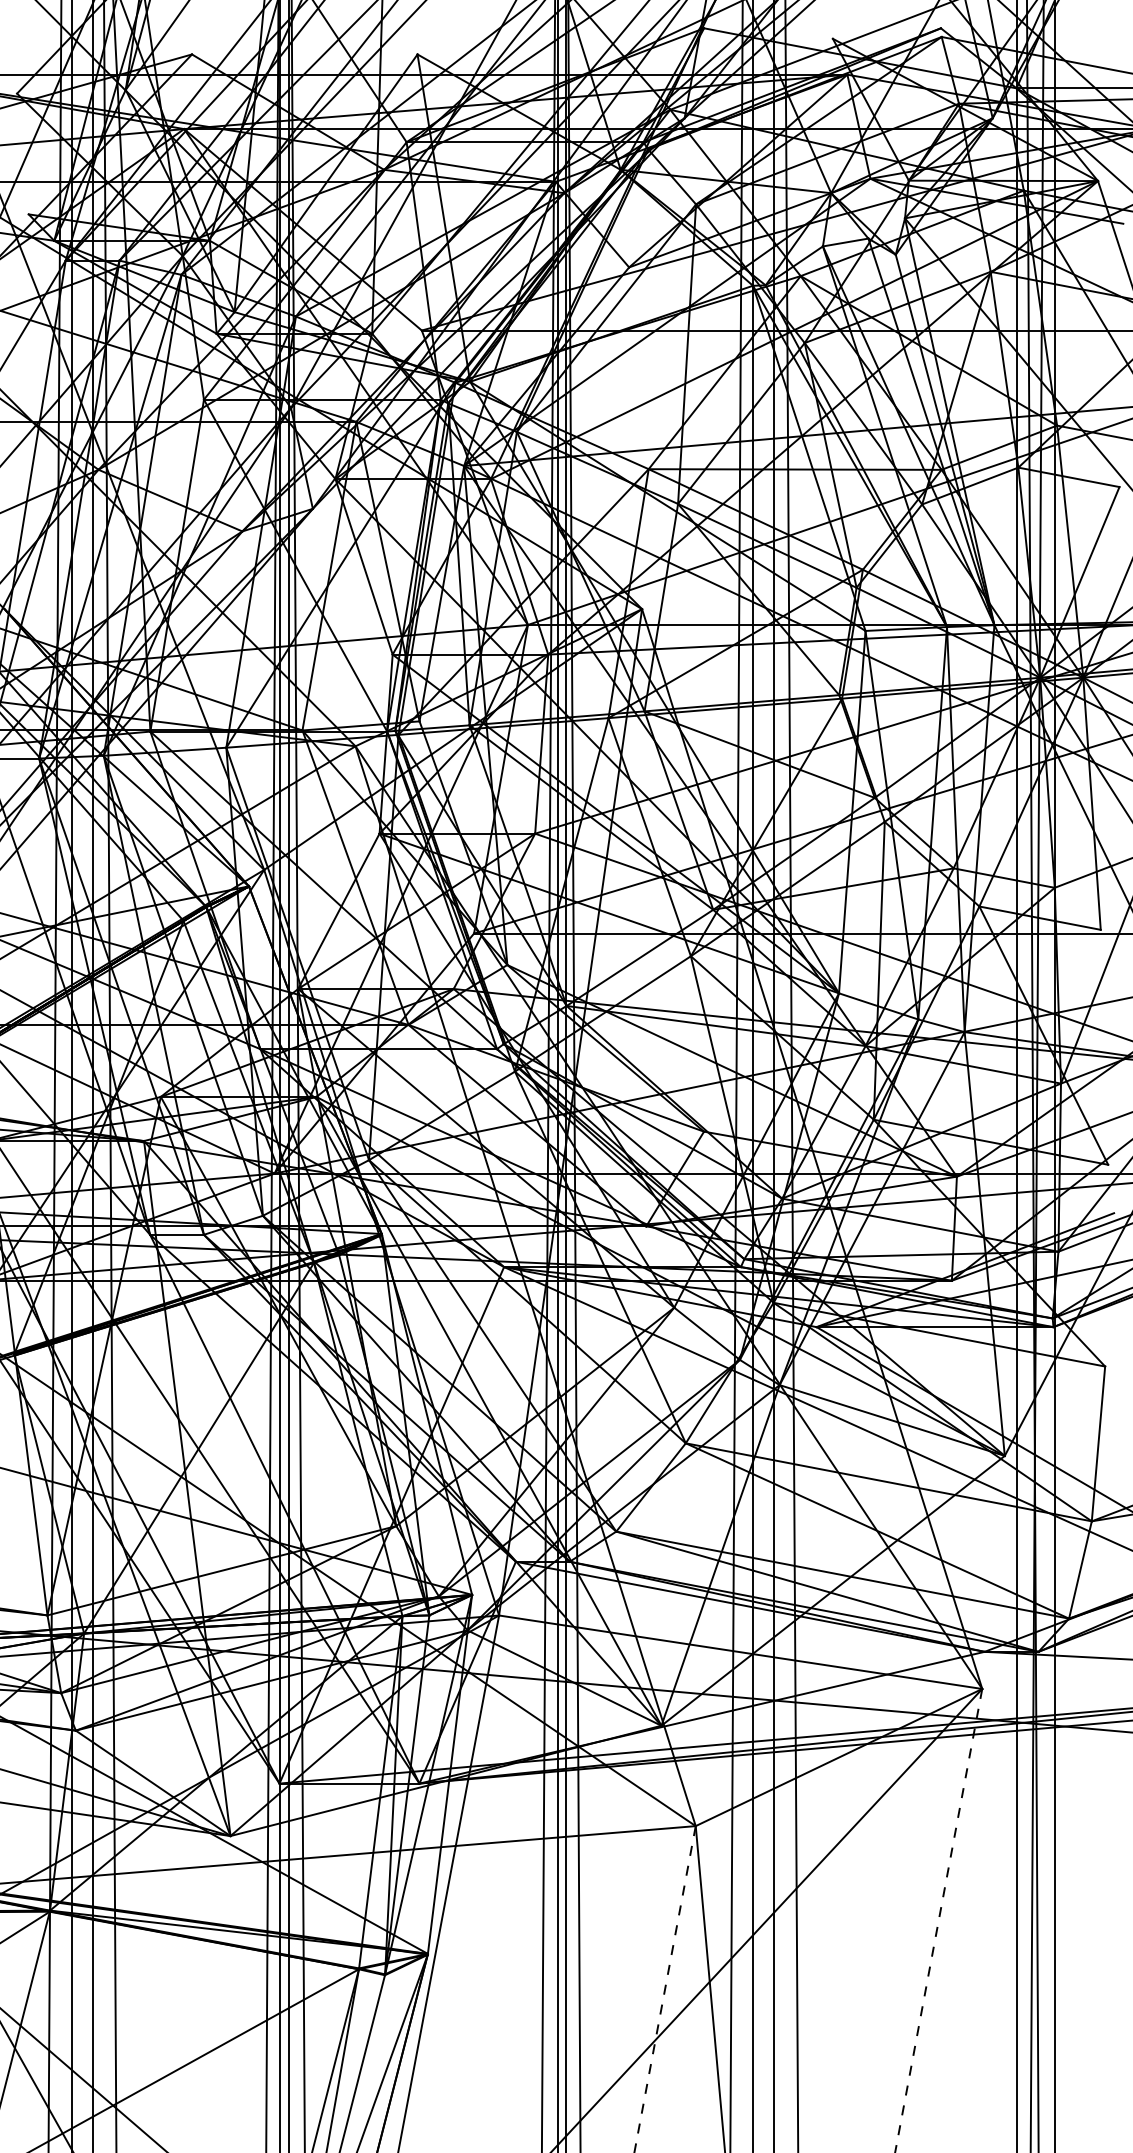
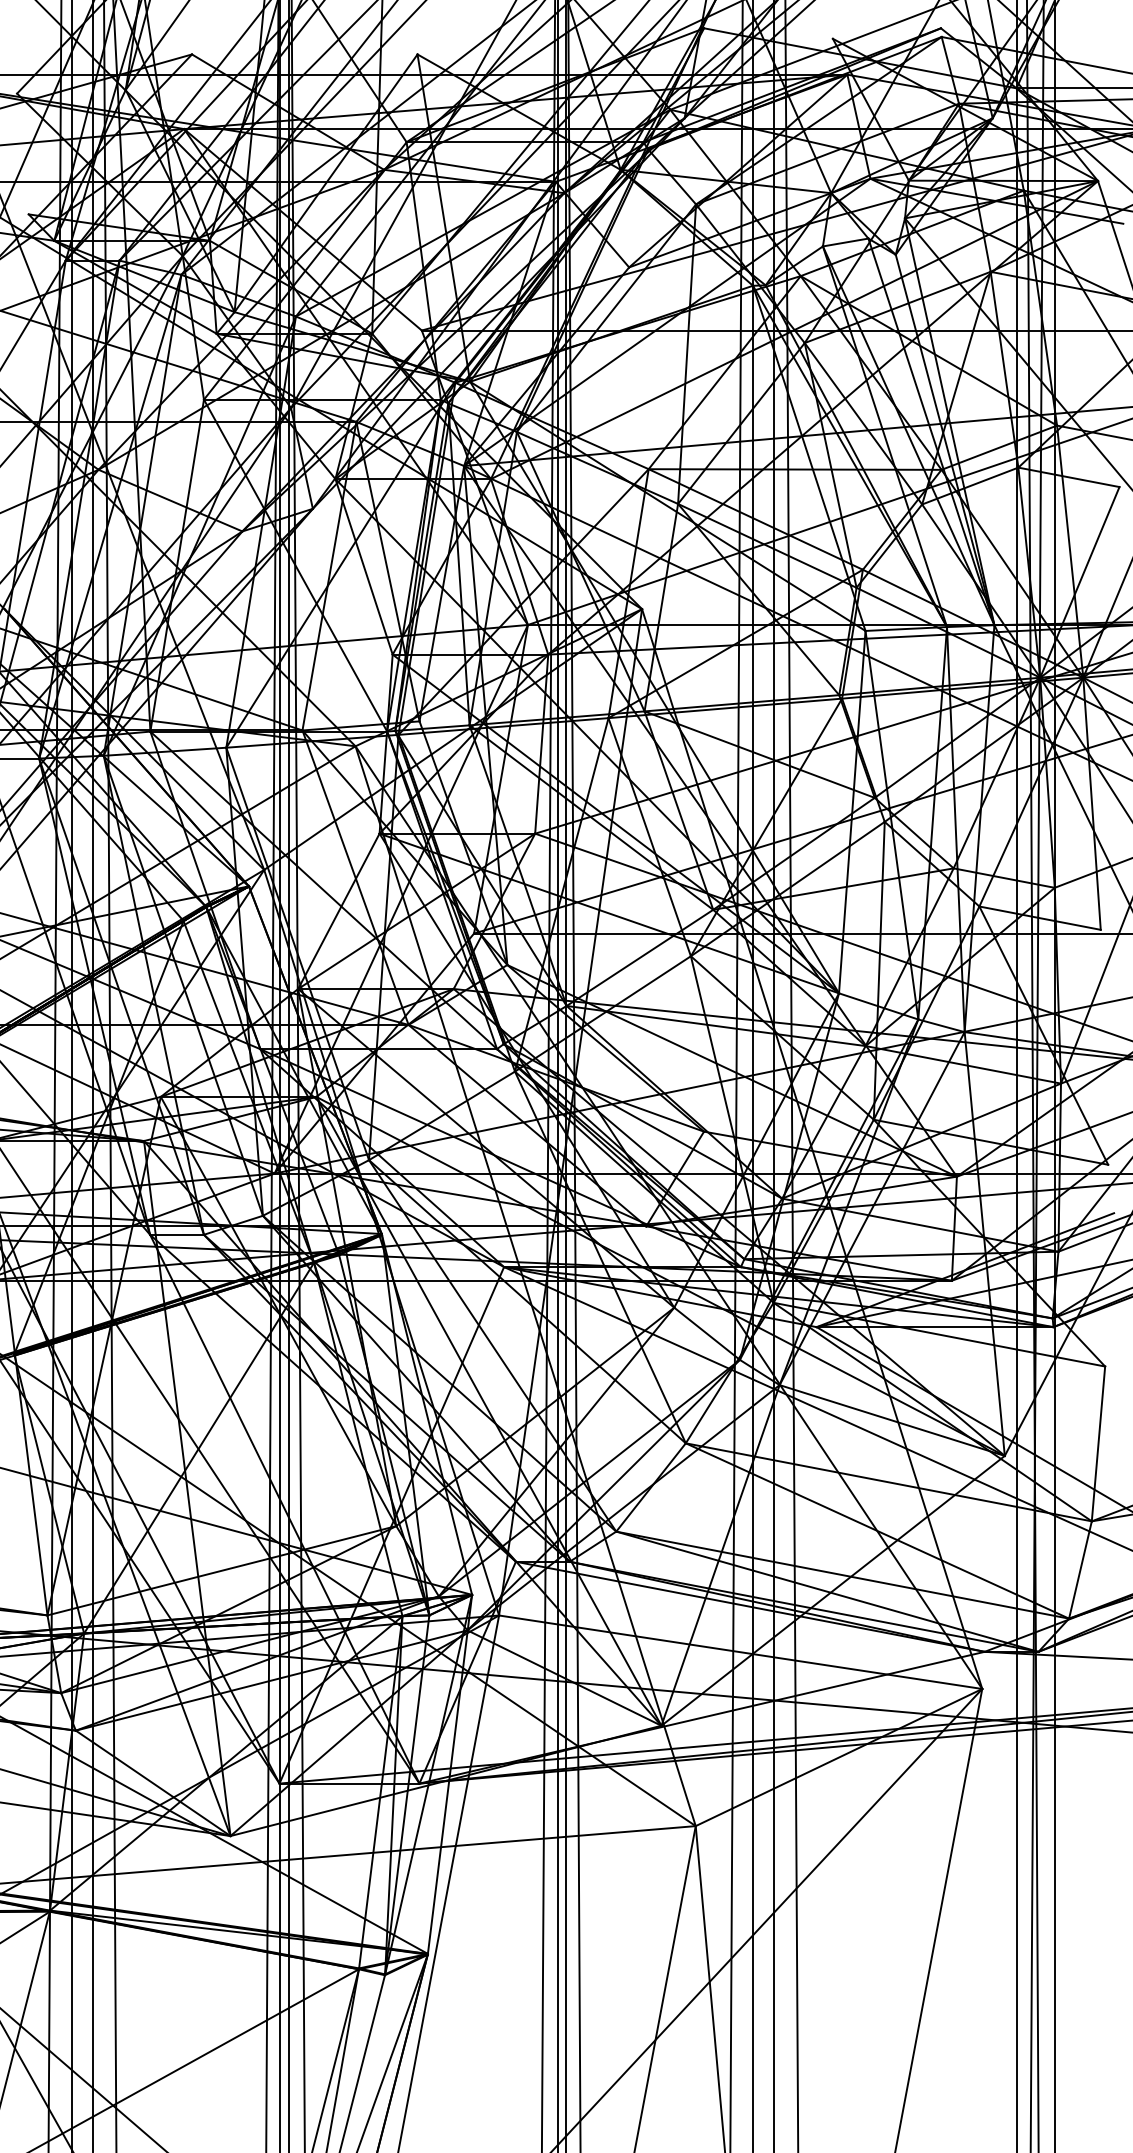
line: dashed -> solid (938, 1920)
line: dashed -> solid (665, 1989)
